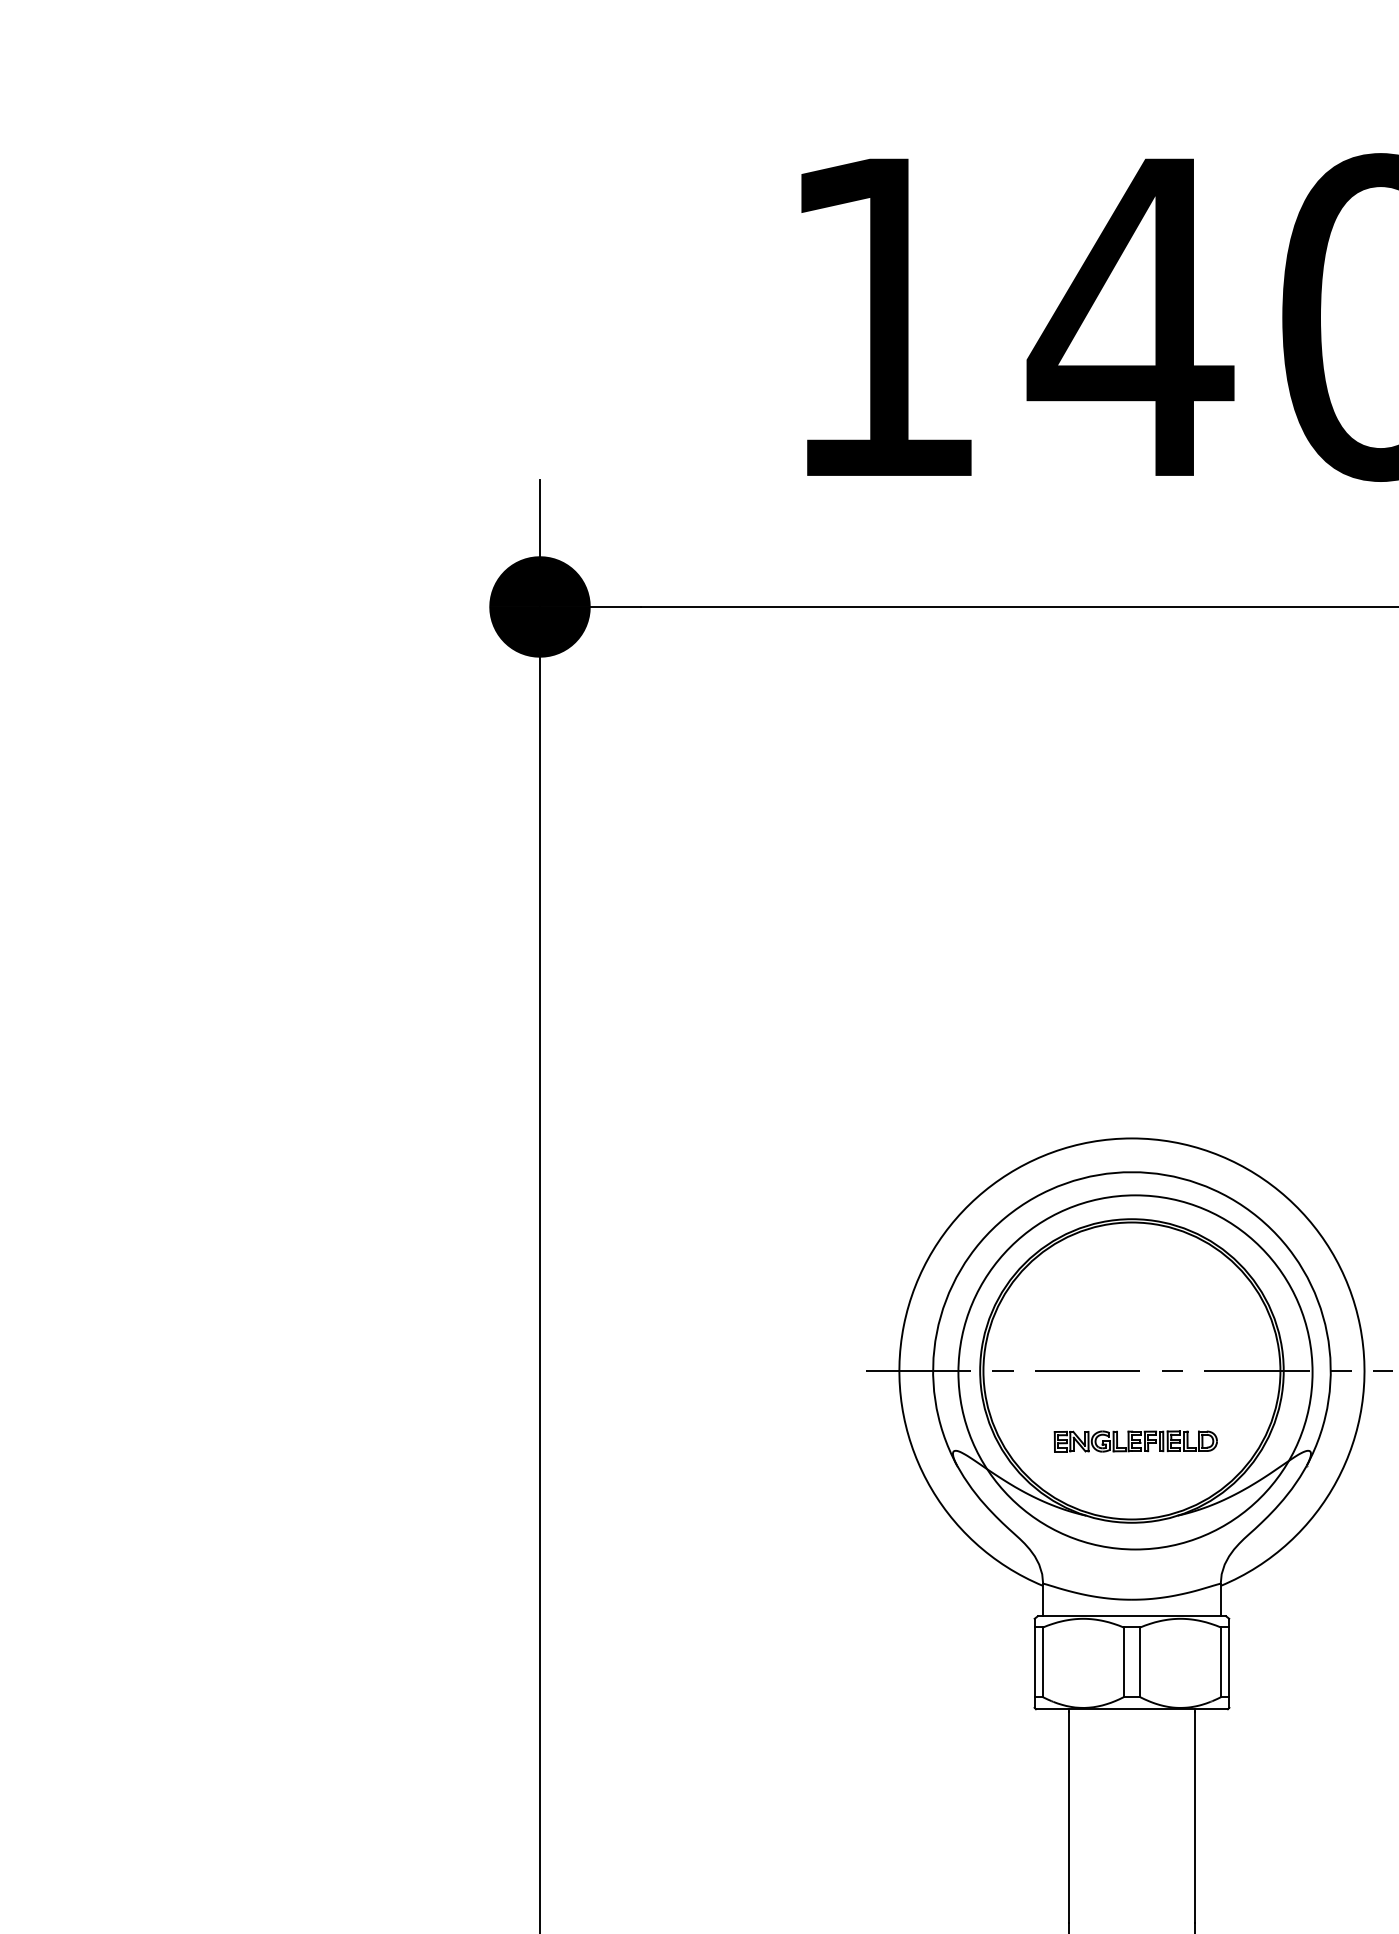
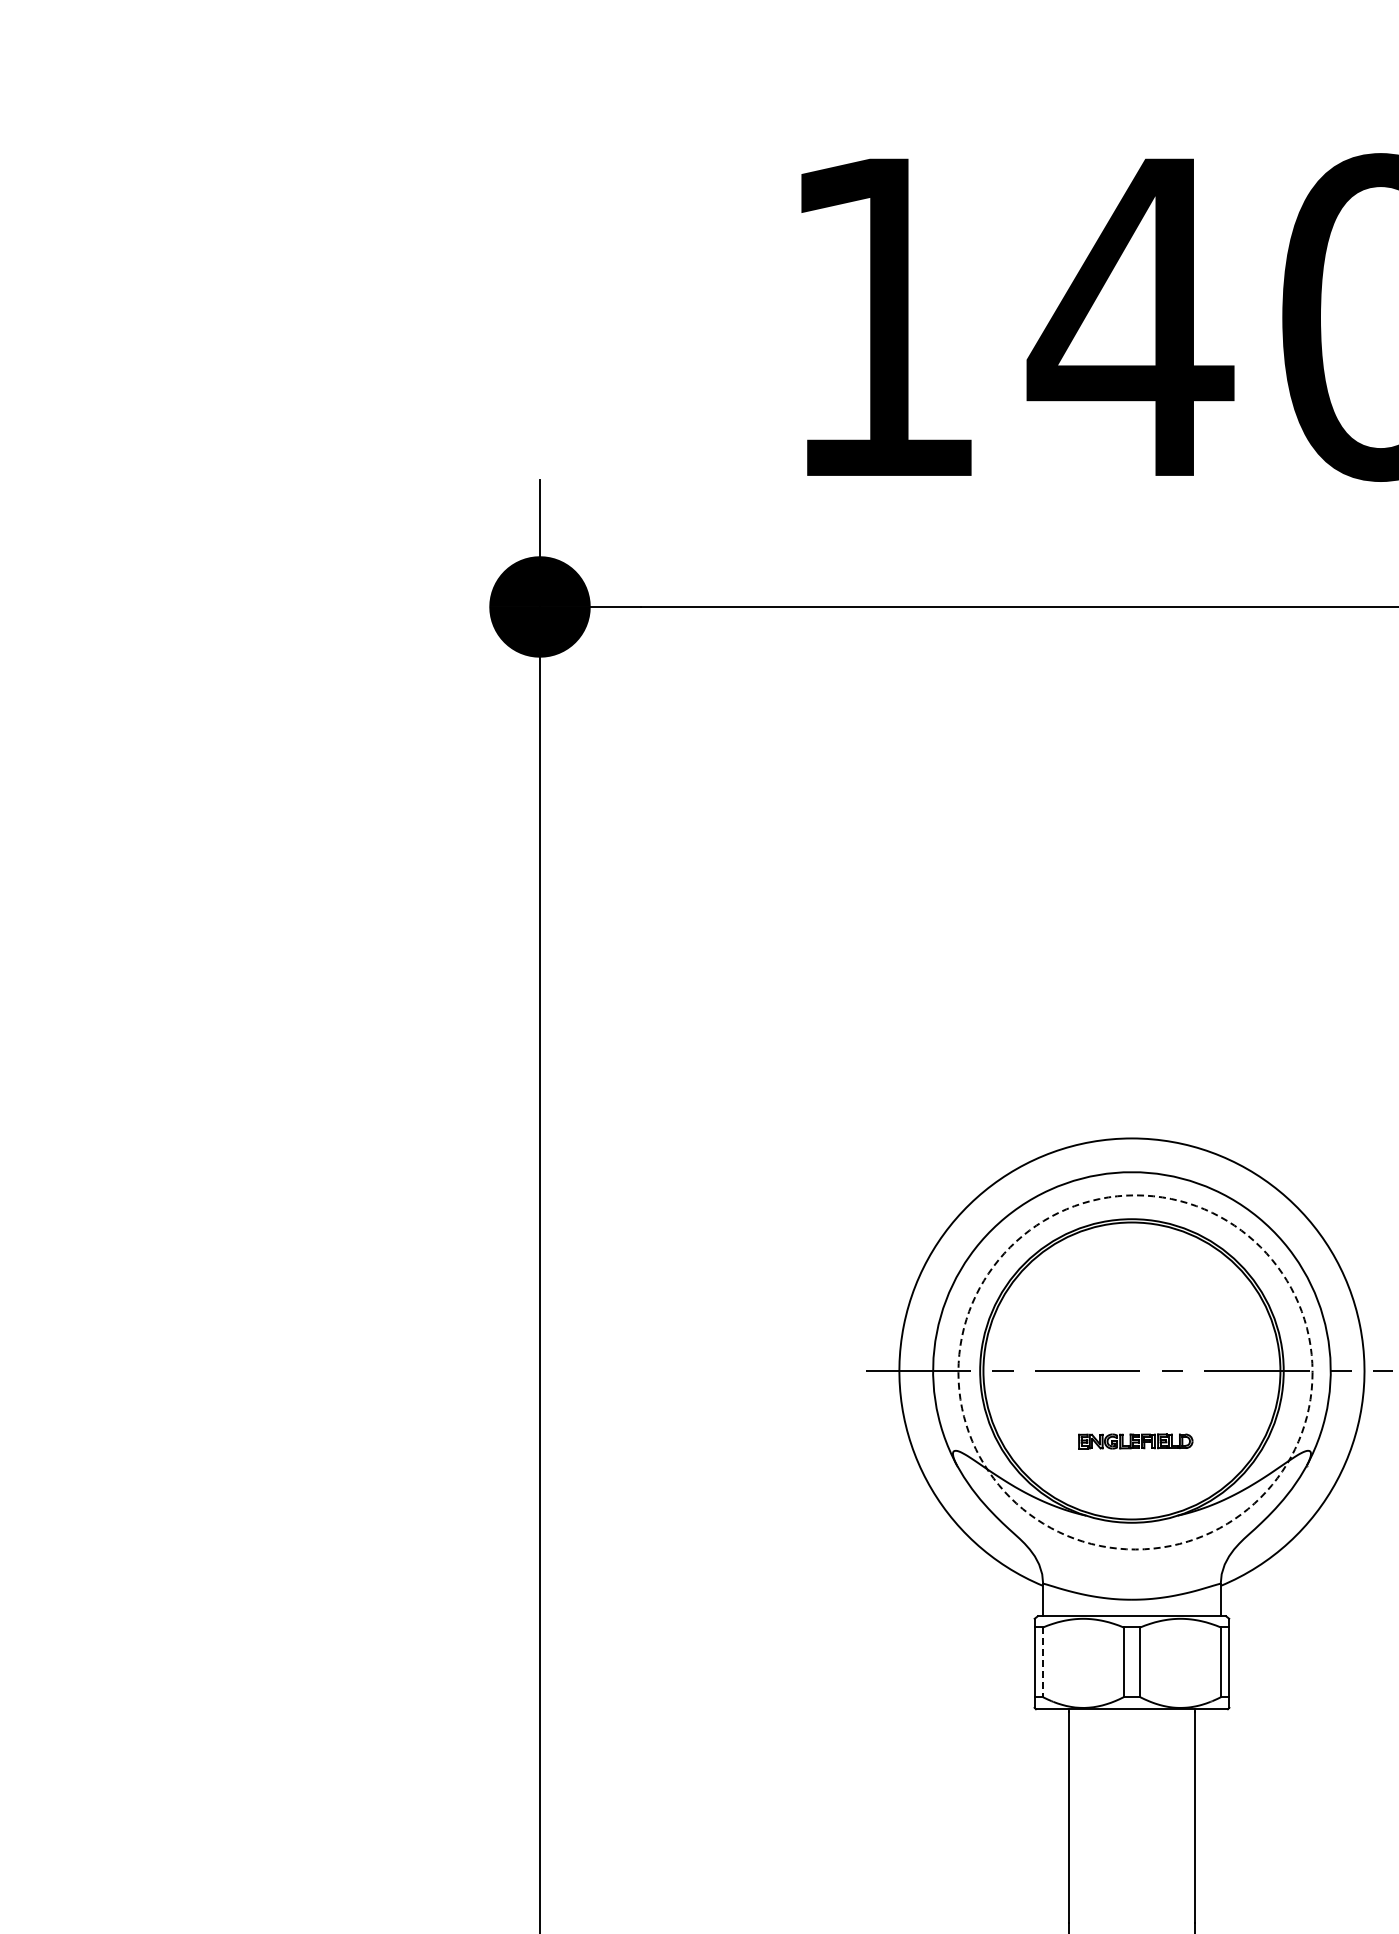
circle: solid -> dashed (1135, 1372)
part size: 165x23 px -> 116x17 px (1135, 1441)
line: solid -> dashed (1043, 1662)
